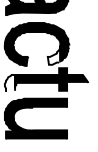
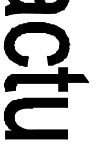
fill: none -> present (53, 54)
fill: none -> present (9, 82)
